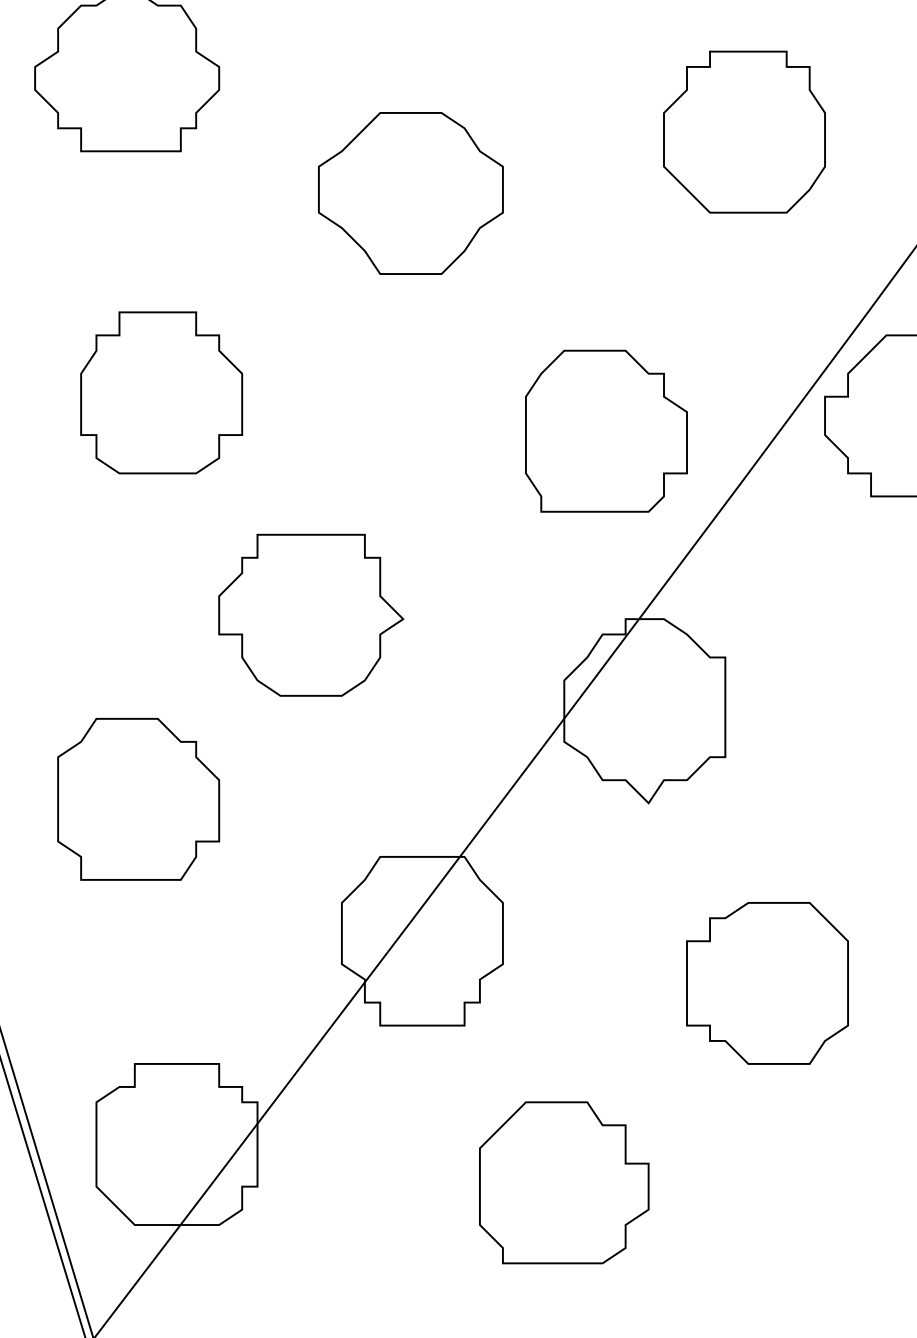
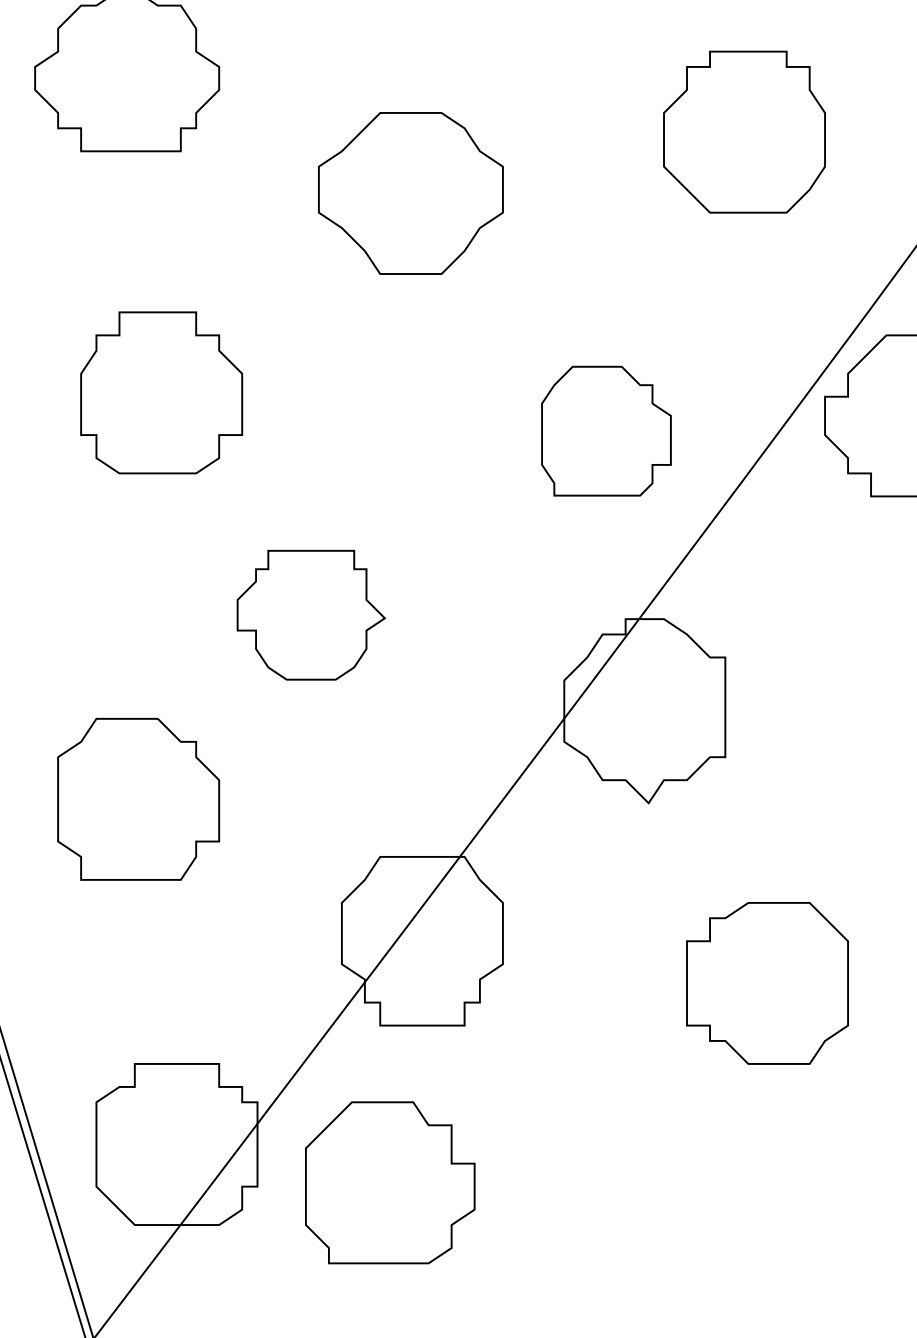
part size: 163x164 px -> 131x132 px (606, 430)
part size: 187x164 px -> 151x132 px (311, 614)
part position: (564, 1182) -> (390, 1182) (390, 1182)
